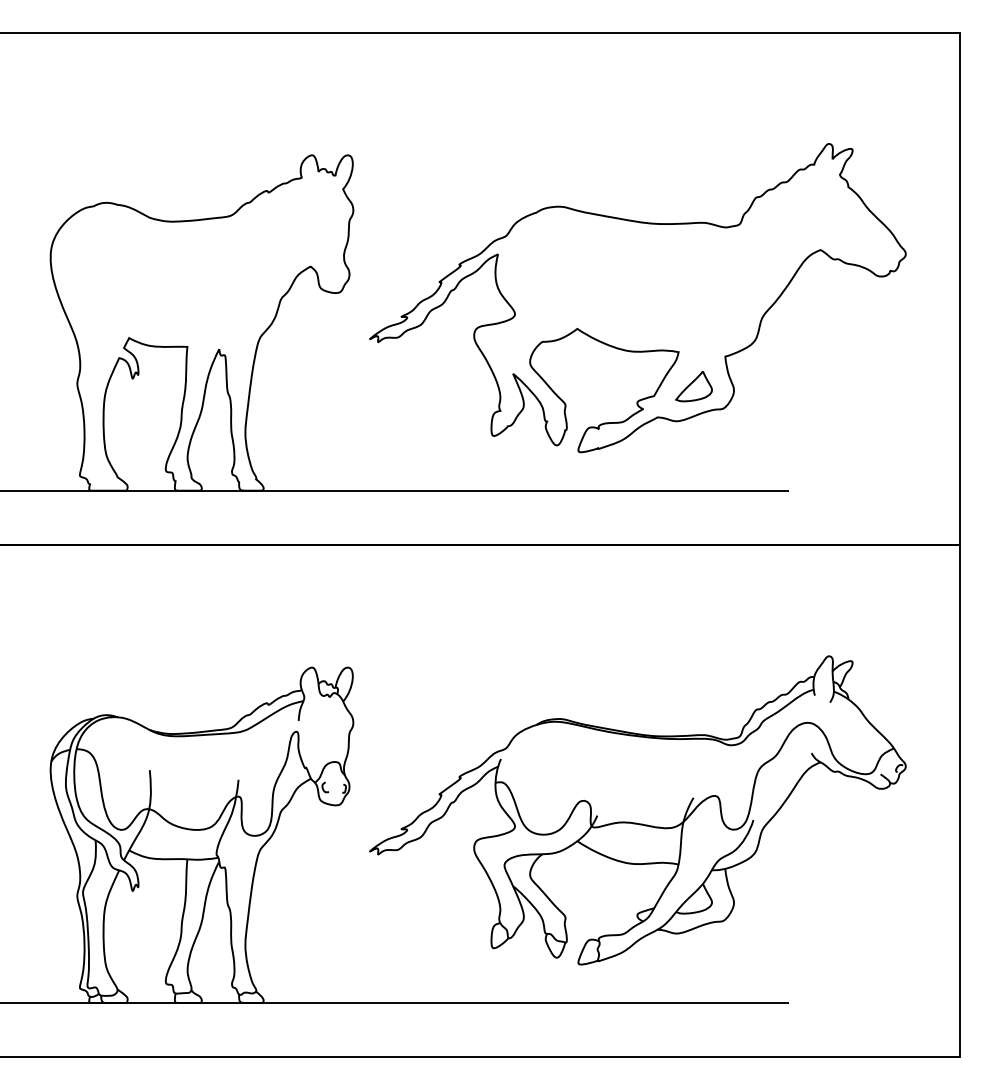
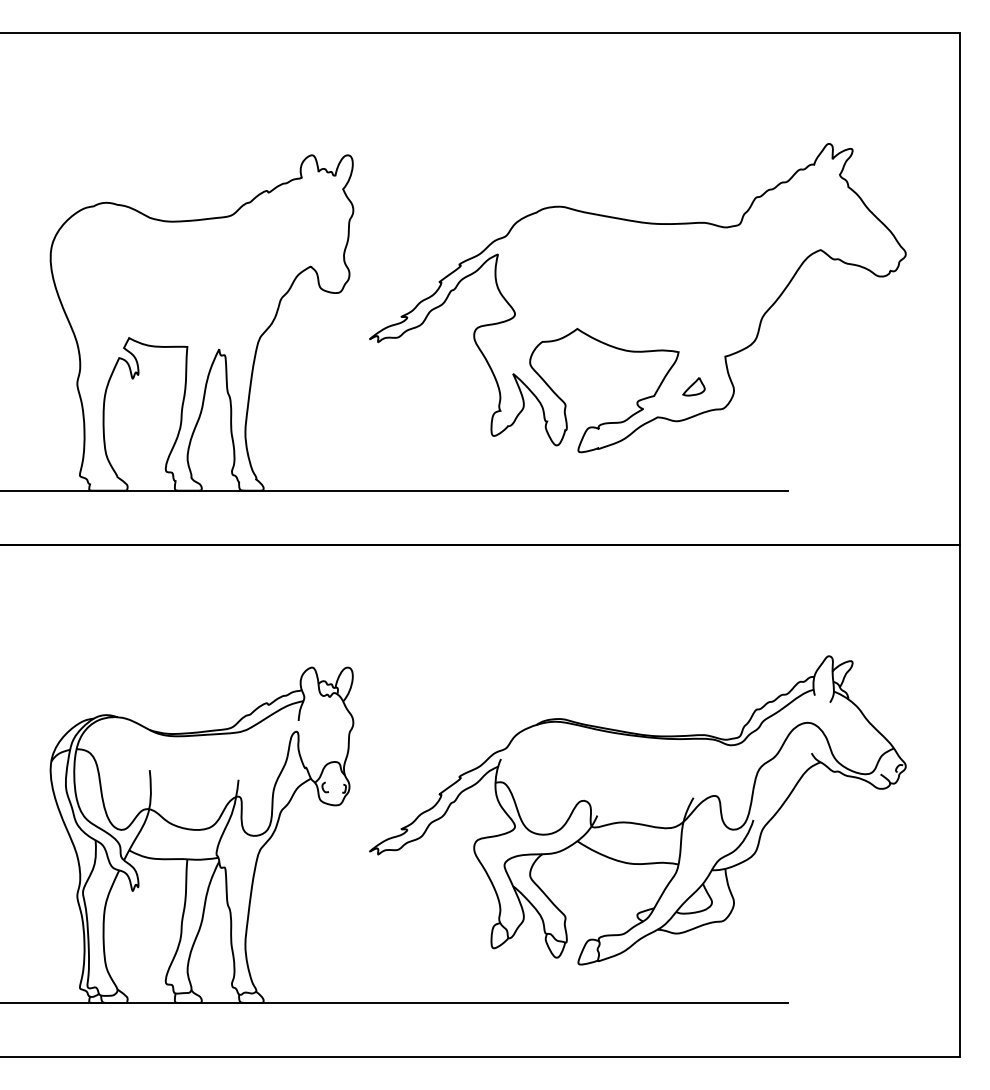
part size: 38x32 px -> 24x20 px (693, 386)
